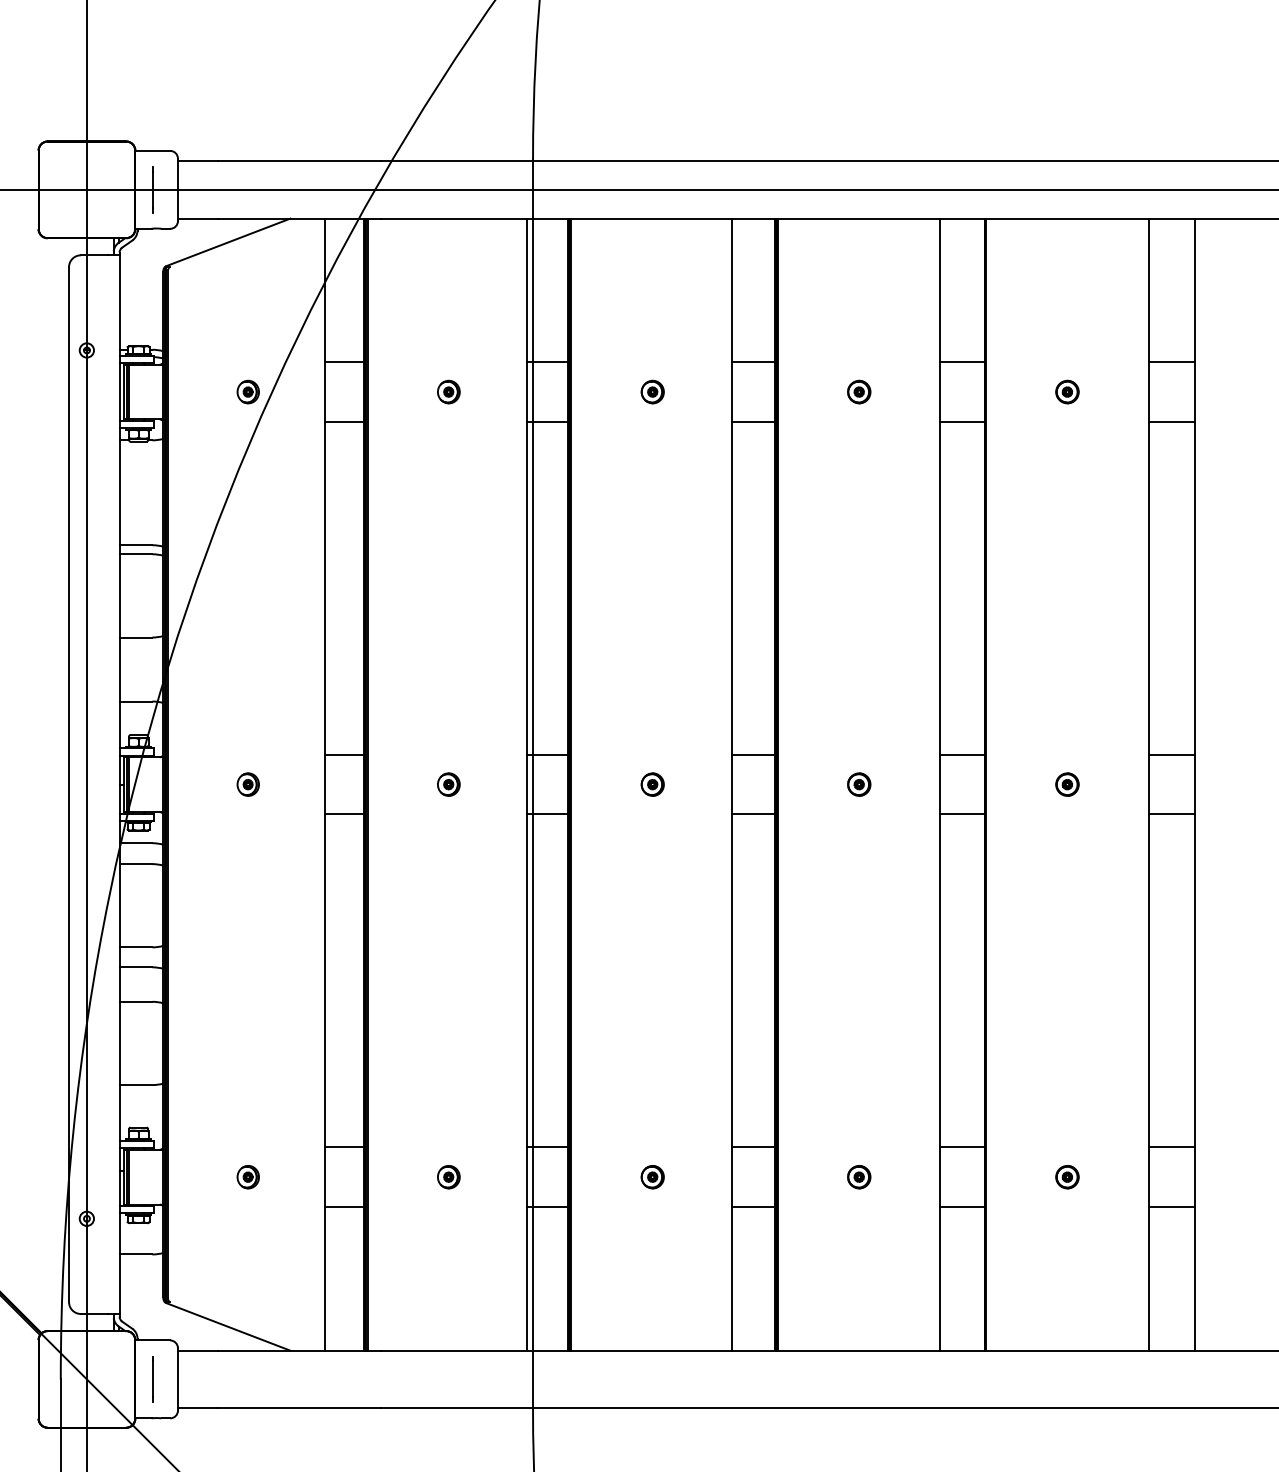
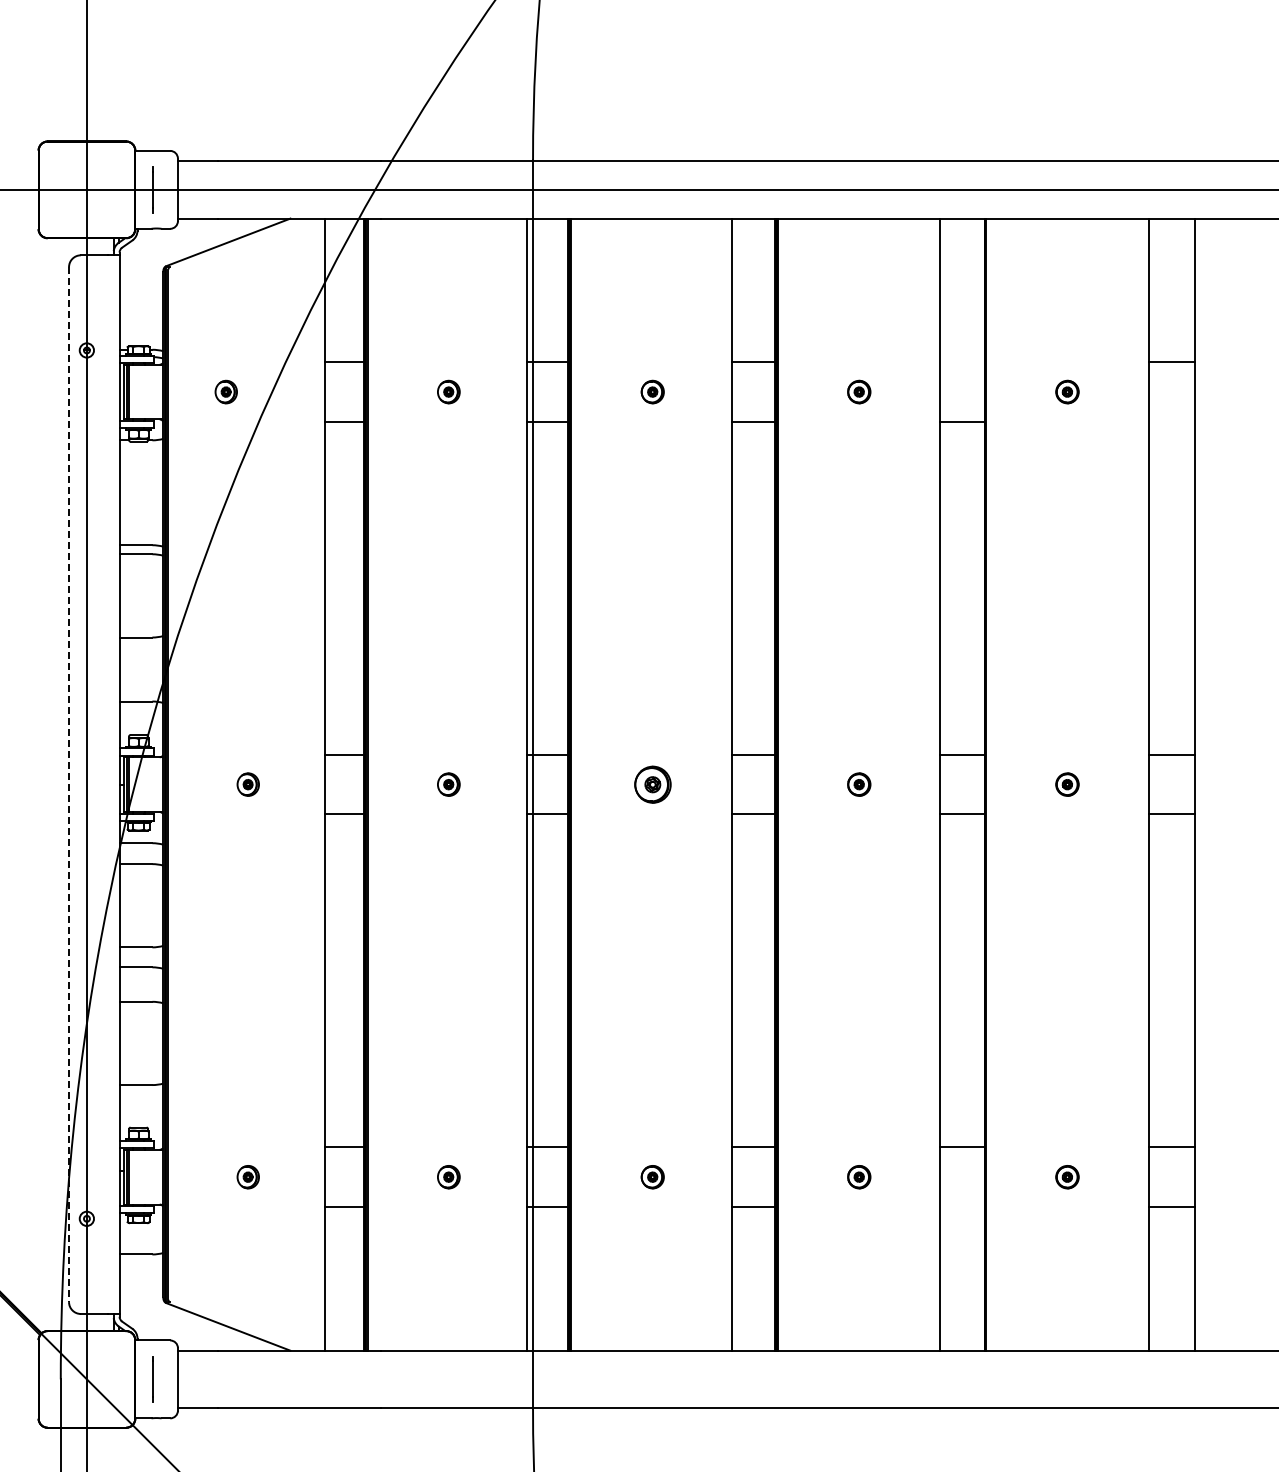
line: present -> none (961, 362)
part position: (247, 391) -> (225, 391) (225, 391)
line: present -> none (1171, 421)
part size: 25x25 px -> 38x39 px (652, 784)
line: solid -> dashed (69, 785)
line: present -> none (961, 1206)
